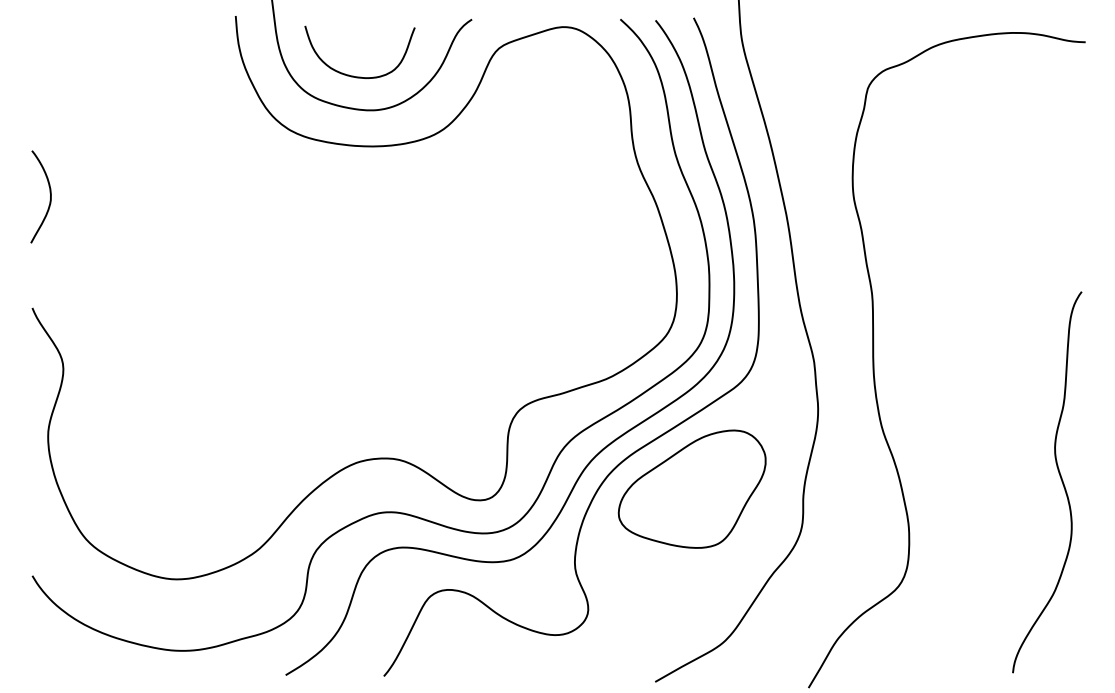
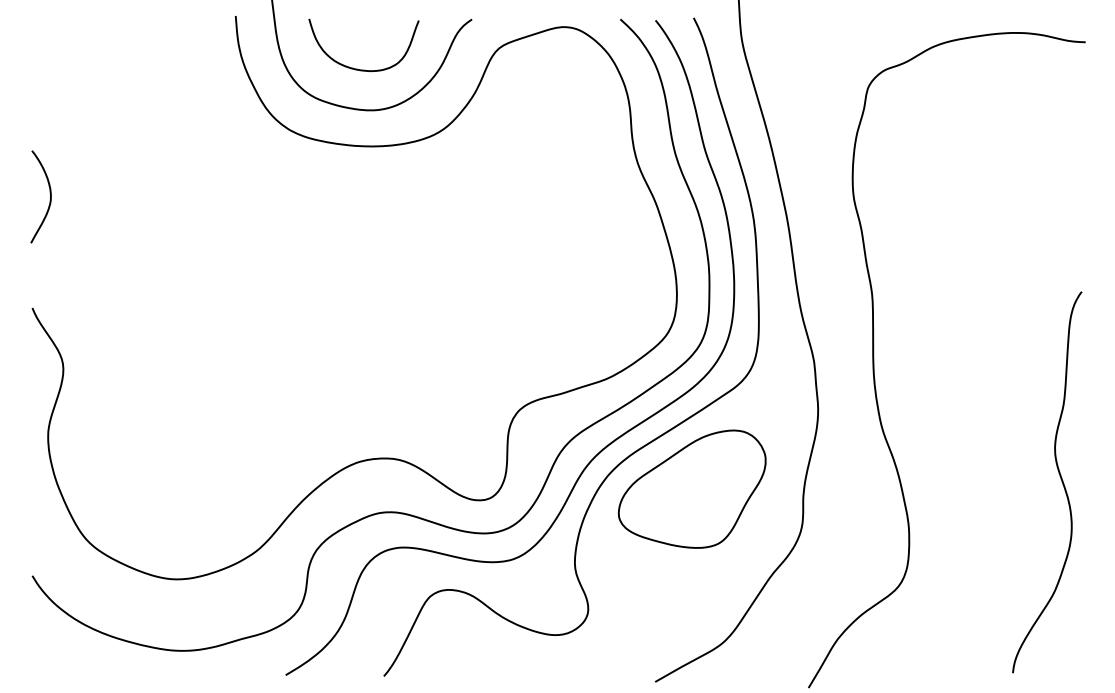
curve position: (353, 75) -> (357, 68) (357, 68)
